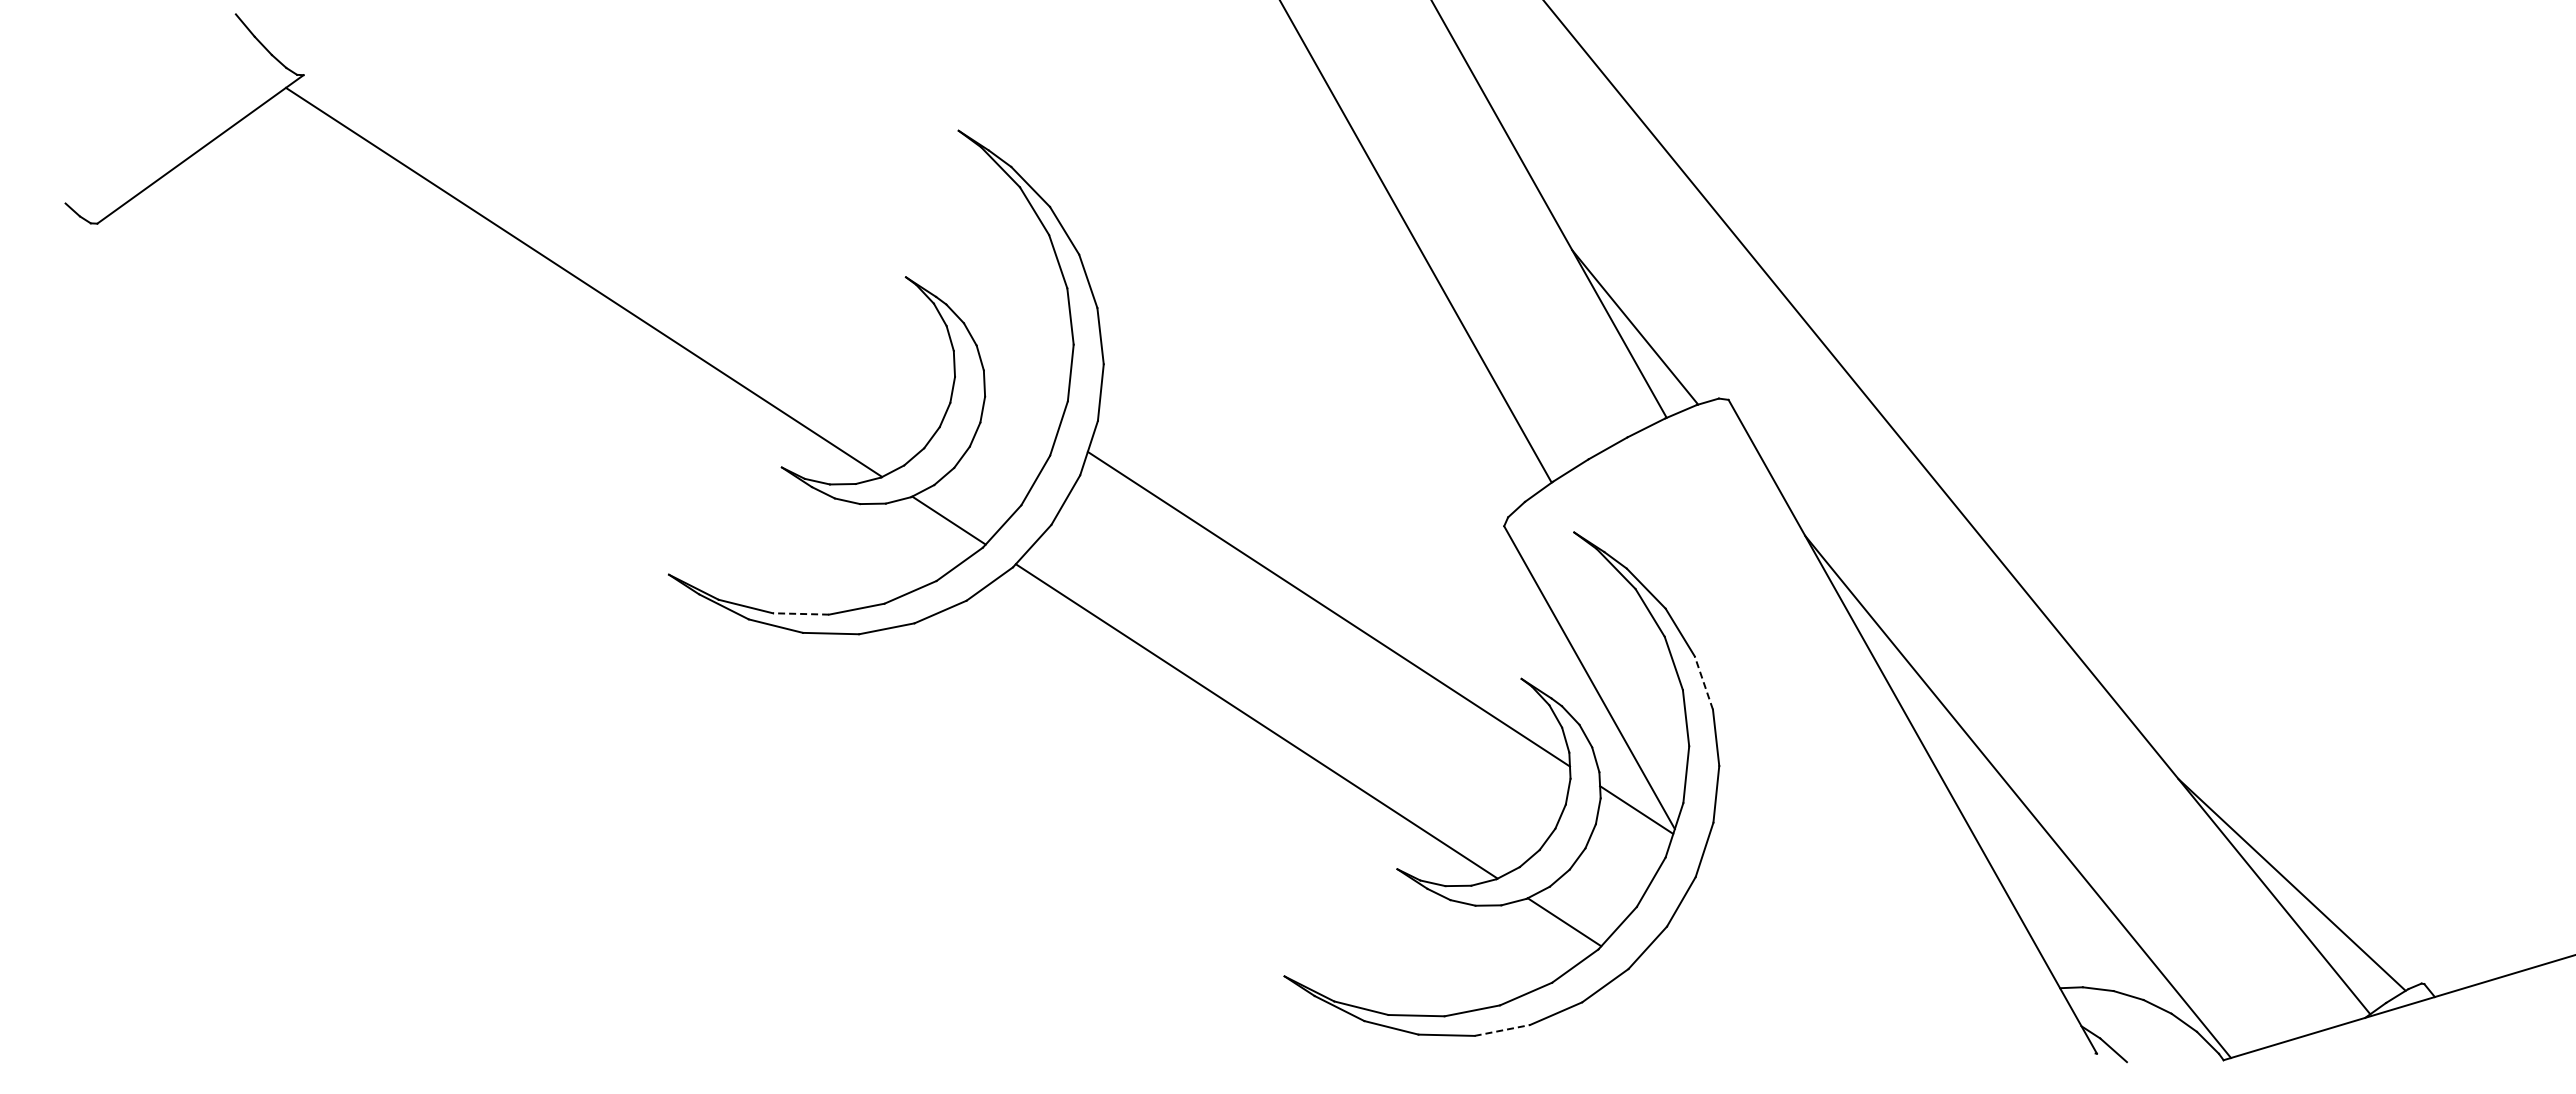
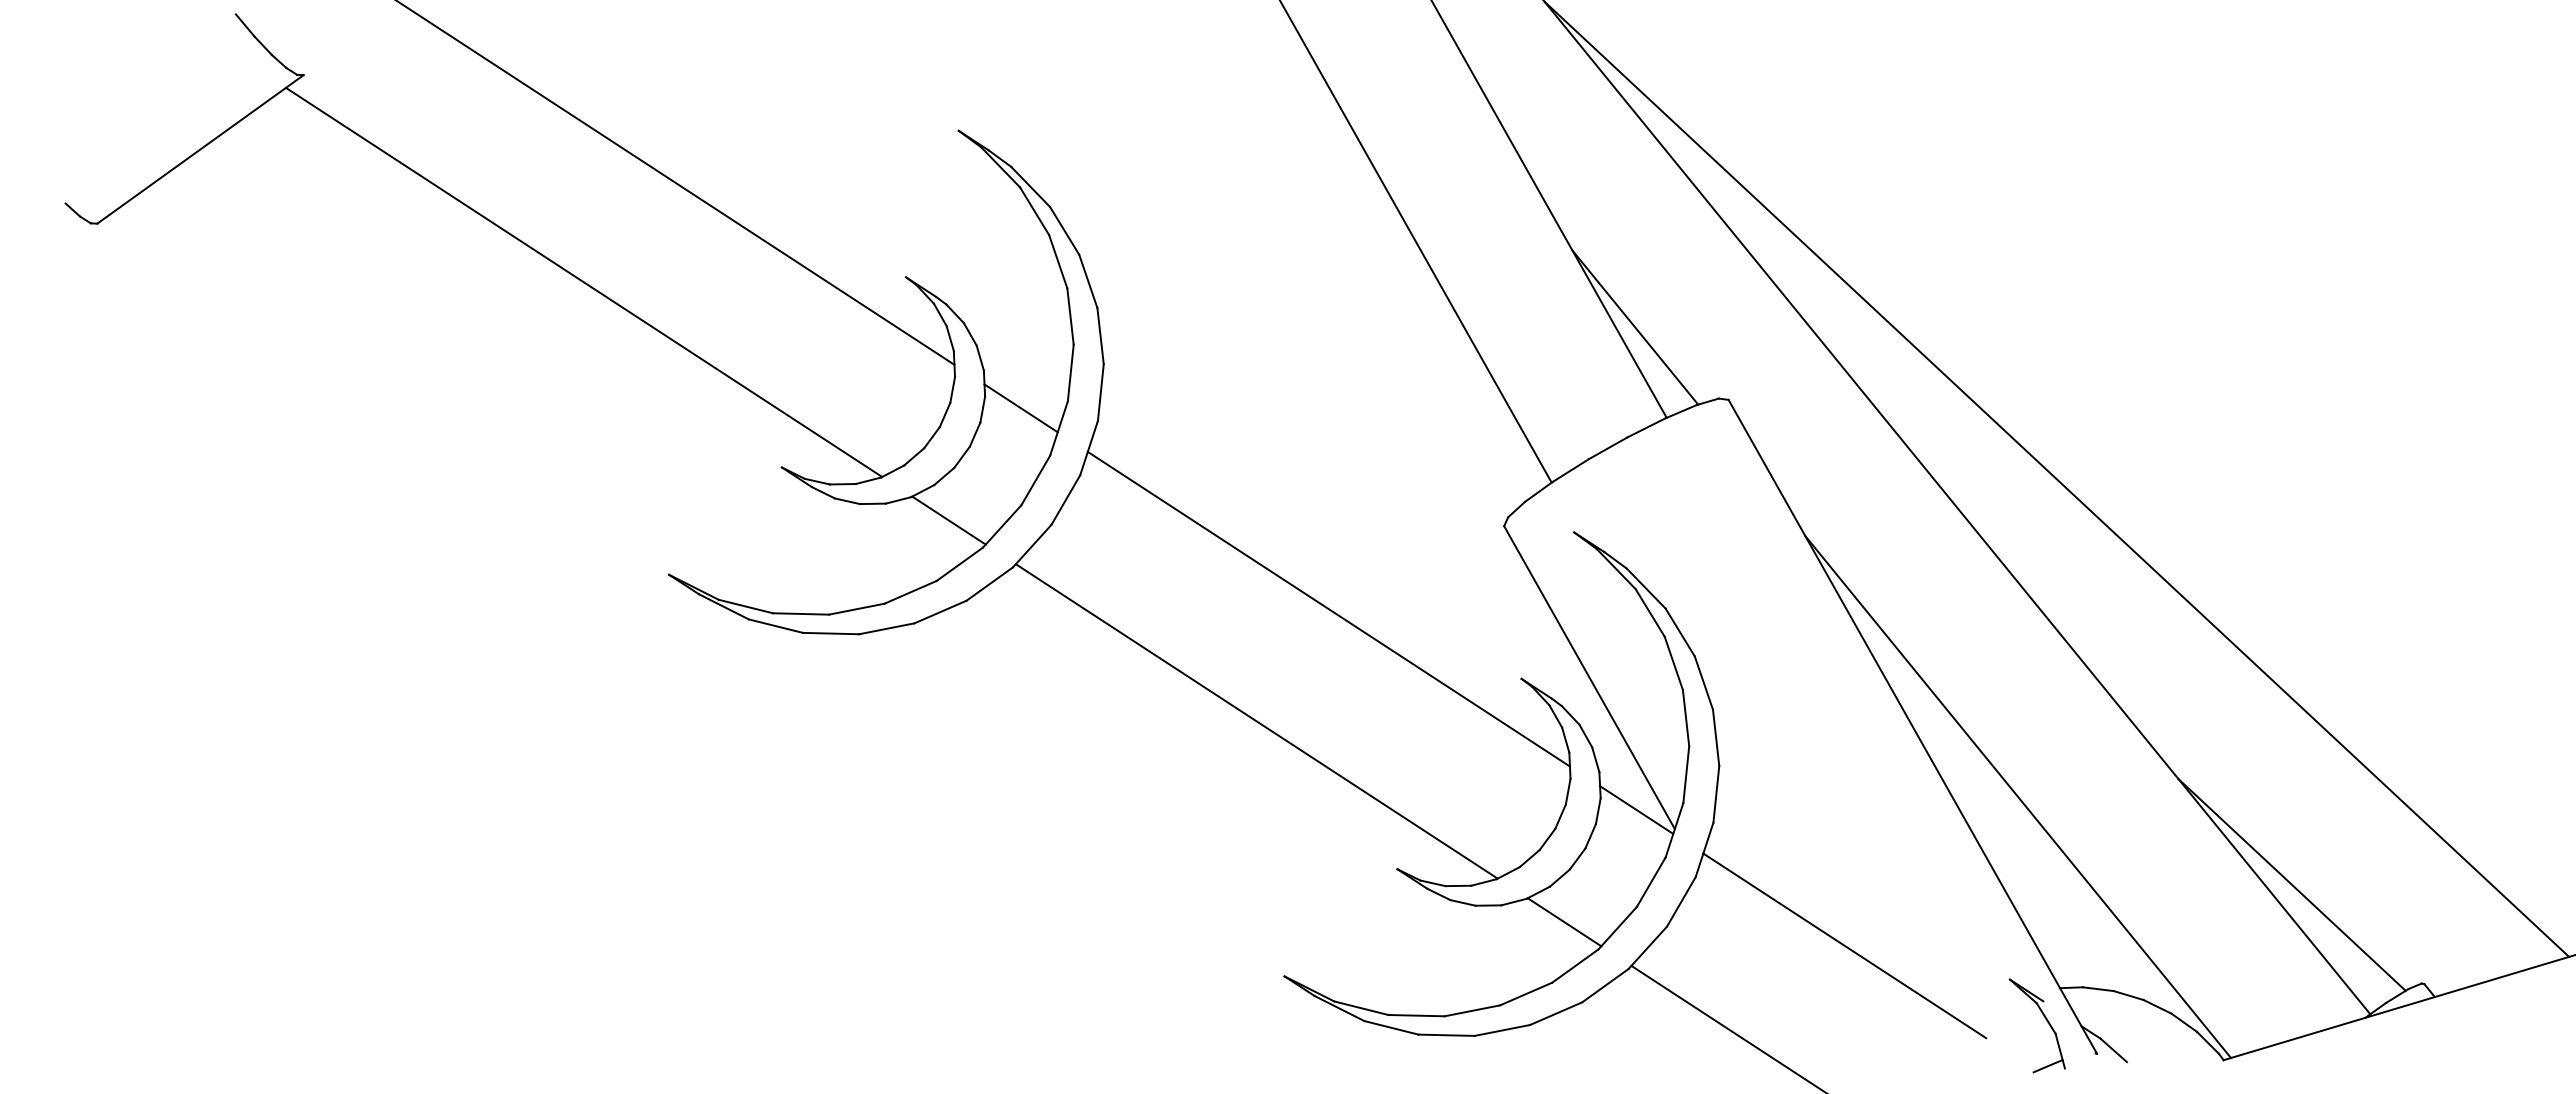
line: none -> present (676, 183)
line: none -> present (1020, 408)
line: none -> present (2057, 479)
line: dashed -> solid (800, 613)
line: dashed -> solid (1703, 682)
line: none -> present (1844, 945)
part: none -> present (2046, 1021)
line: none -> present (1726, 1027)
line: dashed -> solid (1502, 1030)
